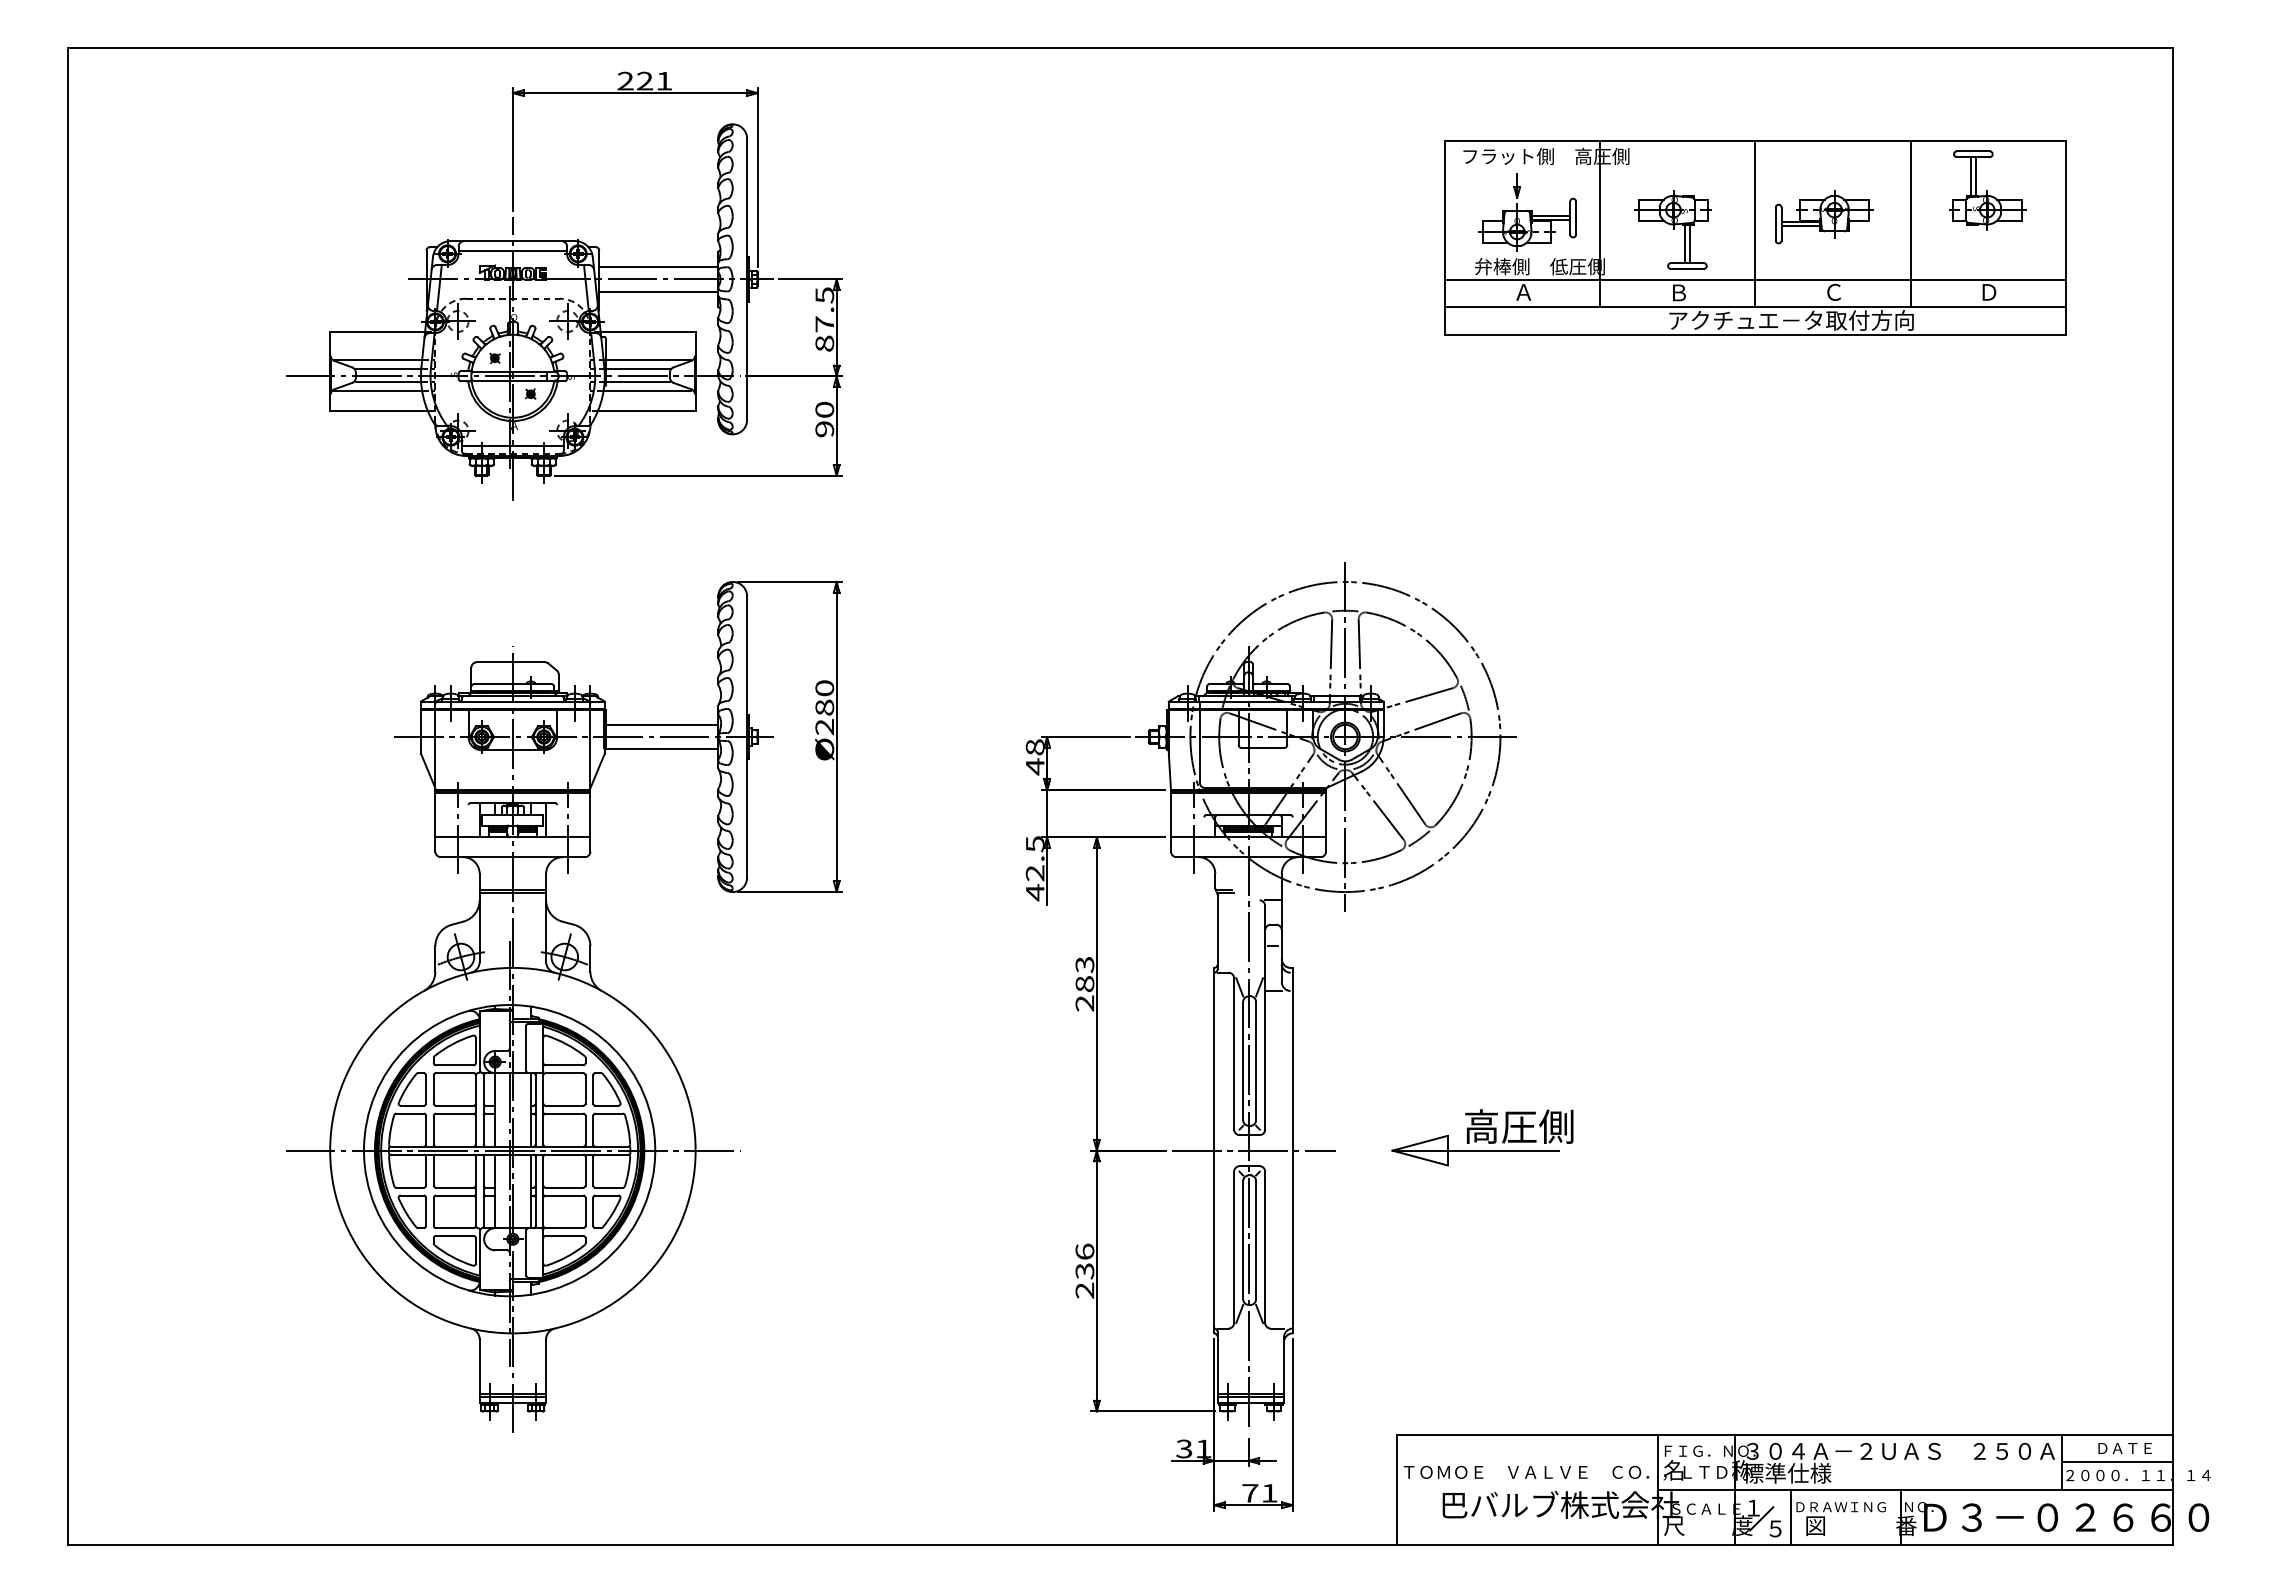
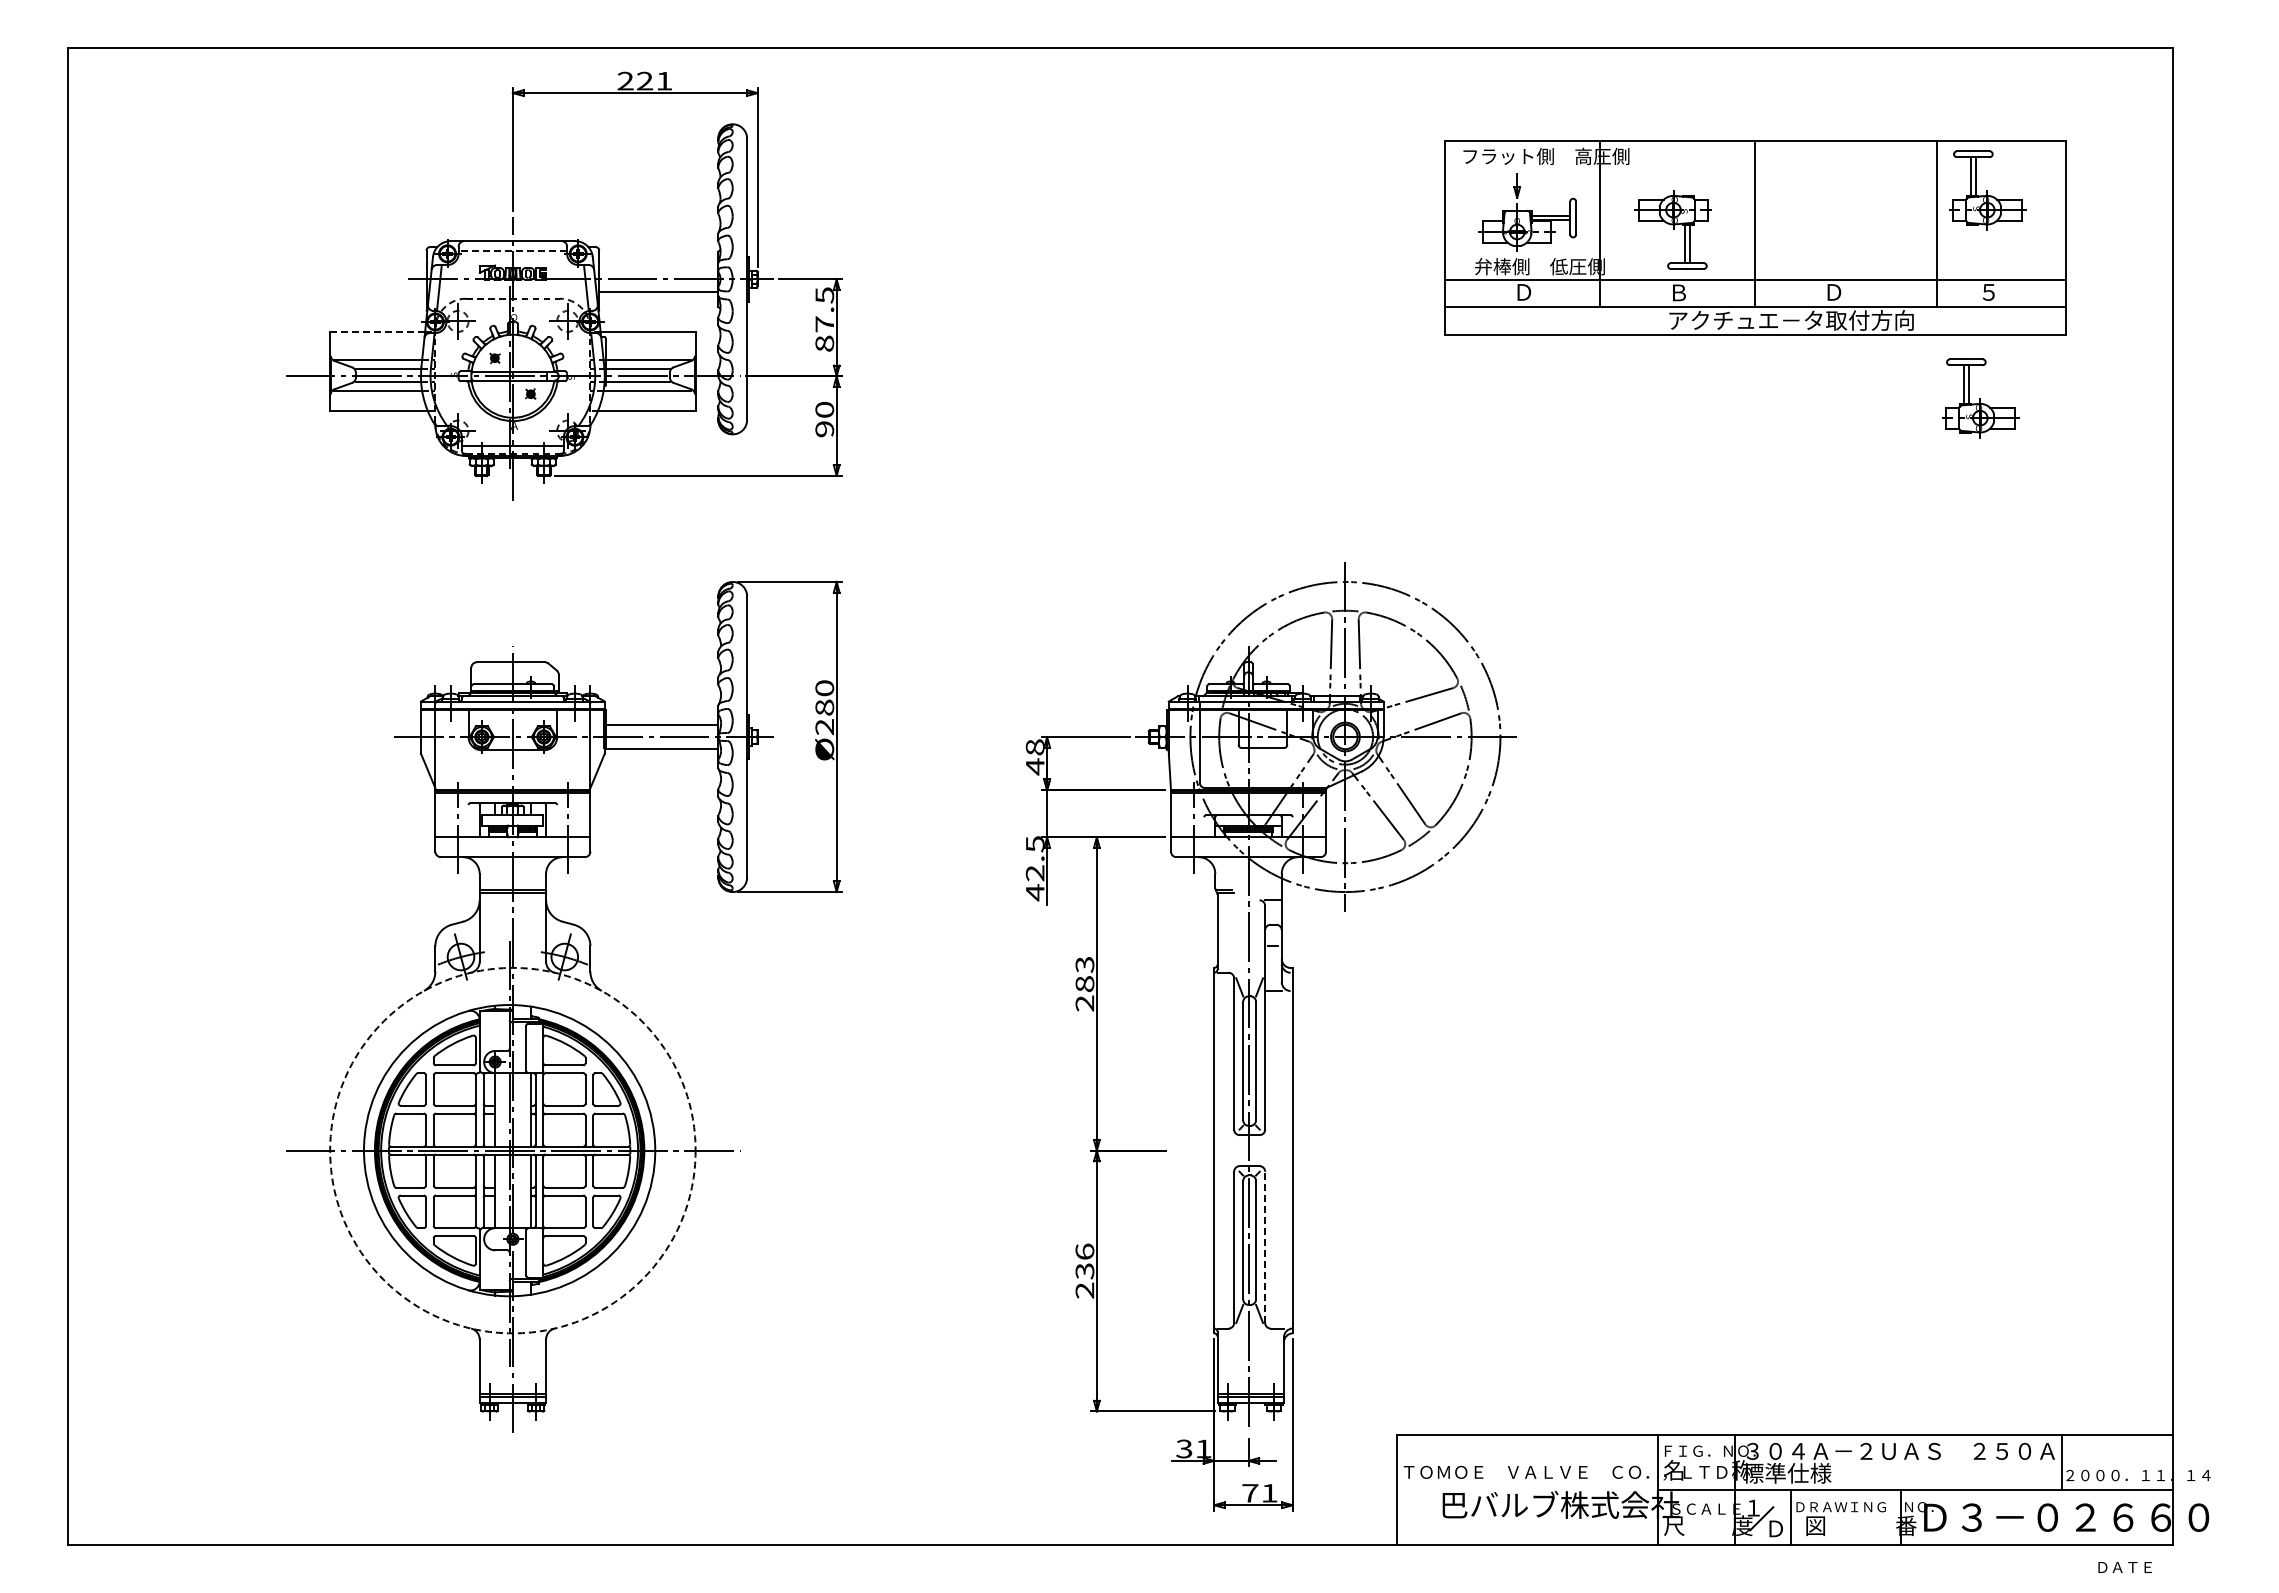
part: present -> none (1824, 217)
line position: (1910, 224) -> (1936, 224) (1936, 224)
line: solid -> dashed (512, 250)
line: present -> none (658, 267)
text: Ｃ -> Ｄ (1834, 291)
text: Ａ -> Ｄ (1523, 292)
text: Ｄ -> ５ (1989, 292)
line: solid -> dashed (378, 331)
part: none -> present (1980, 398)
part: present -> none (1482, 1137)
circle: solid -> dashed (512, 1150)
line: present -> none (1253, 1150)
line: solid -> dashed (1265, 1247)
text position: (2124, 1448) -> (2124, 1567) (2124, 1567)
line: present -> none (2116, 1462)
text: ５ -> Ｄ (1775, 1528)
